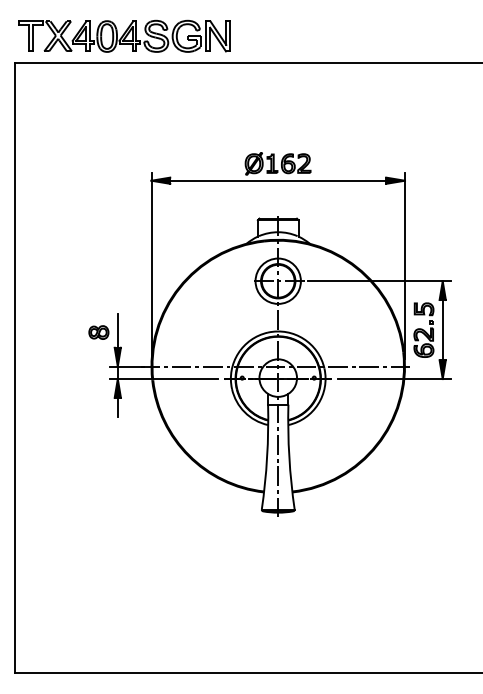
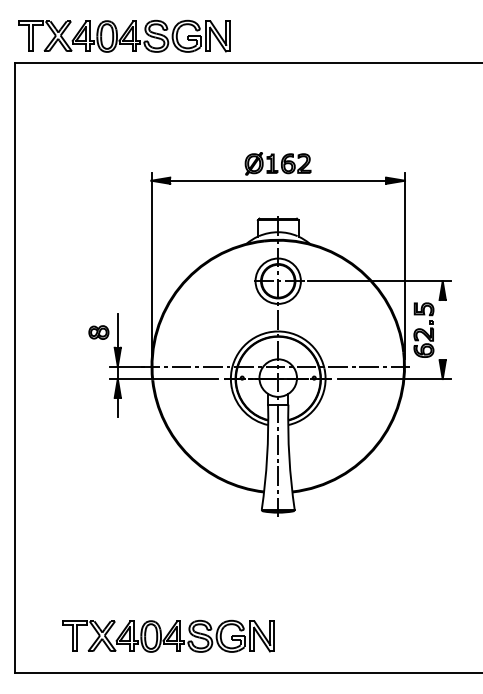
line: present -> none (442, 330)
part: none -> present (168, 635)
